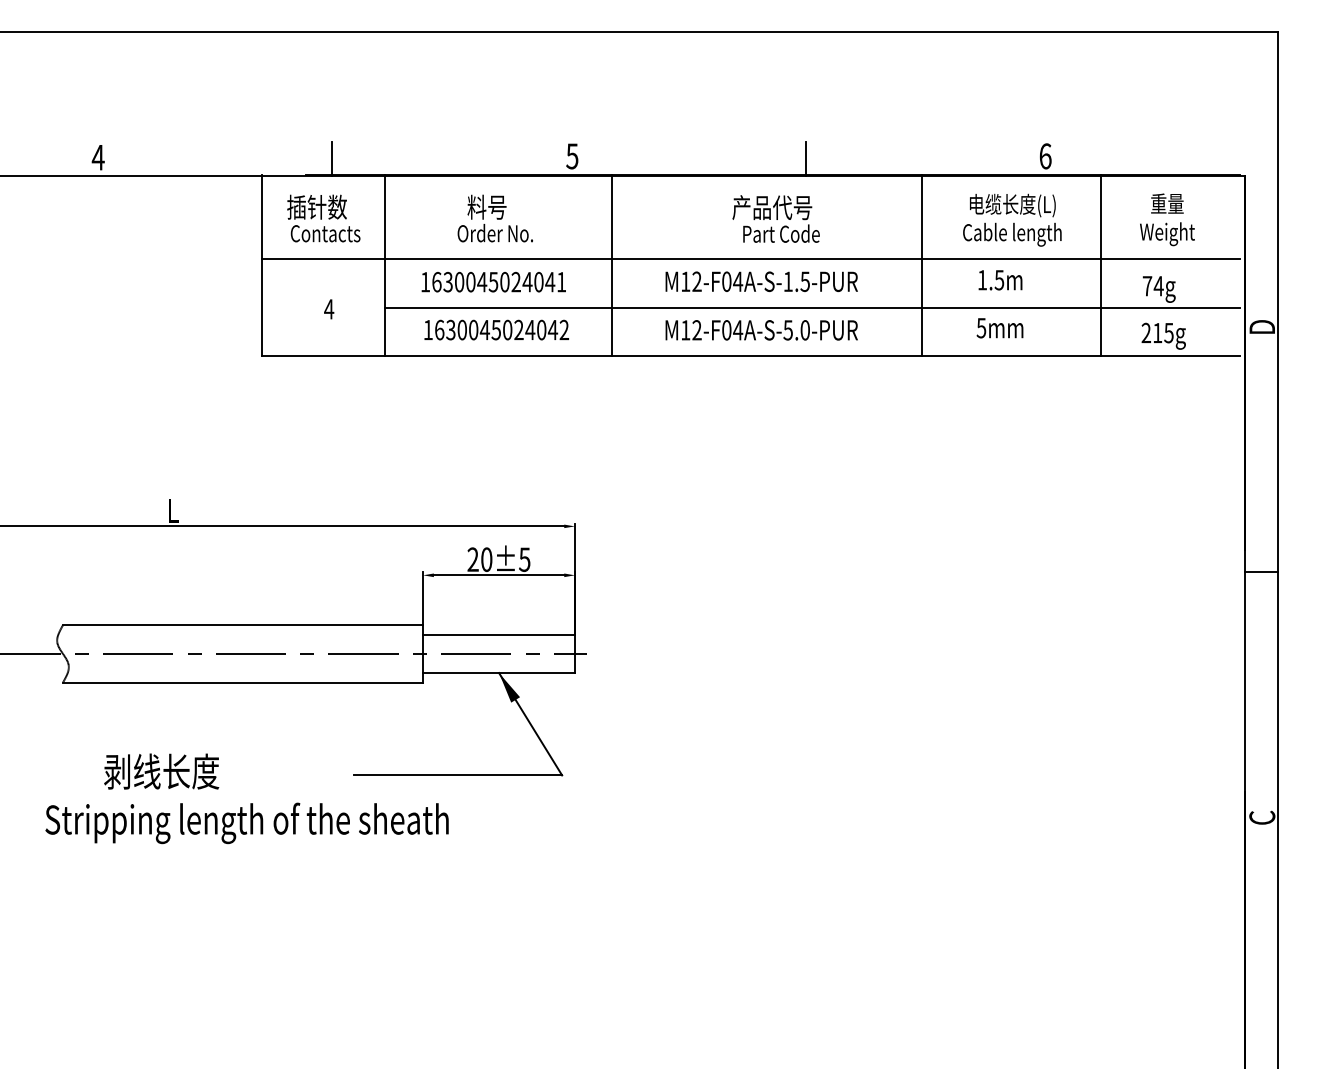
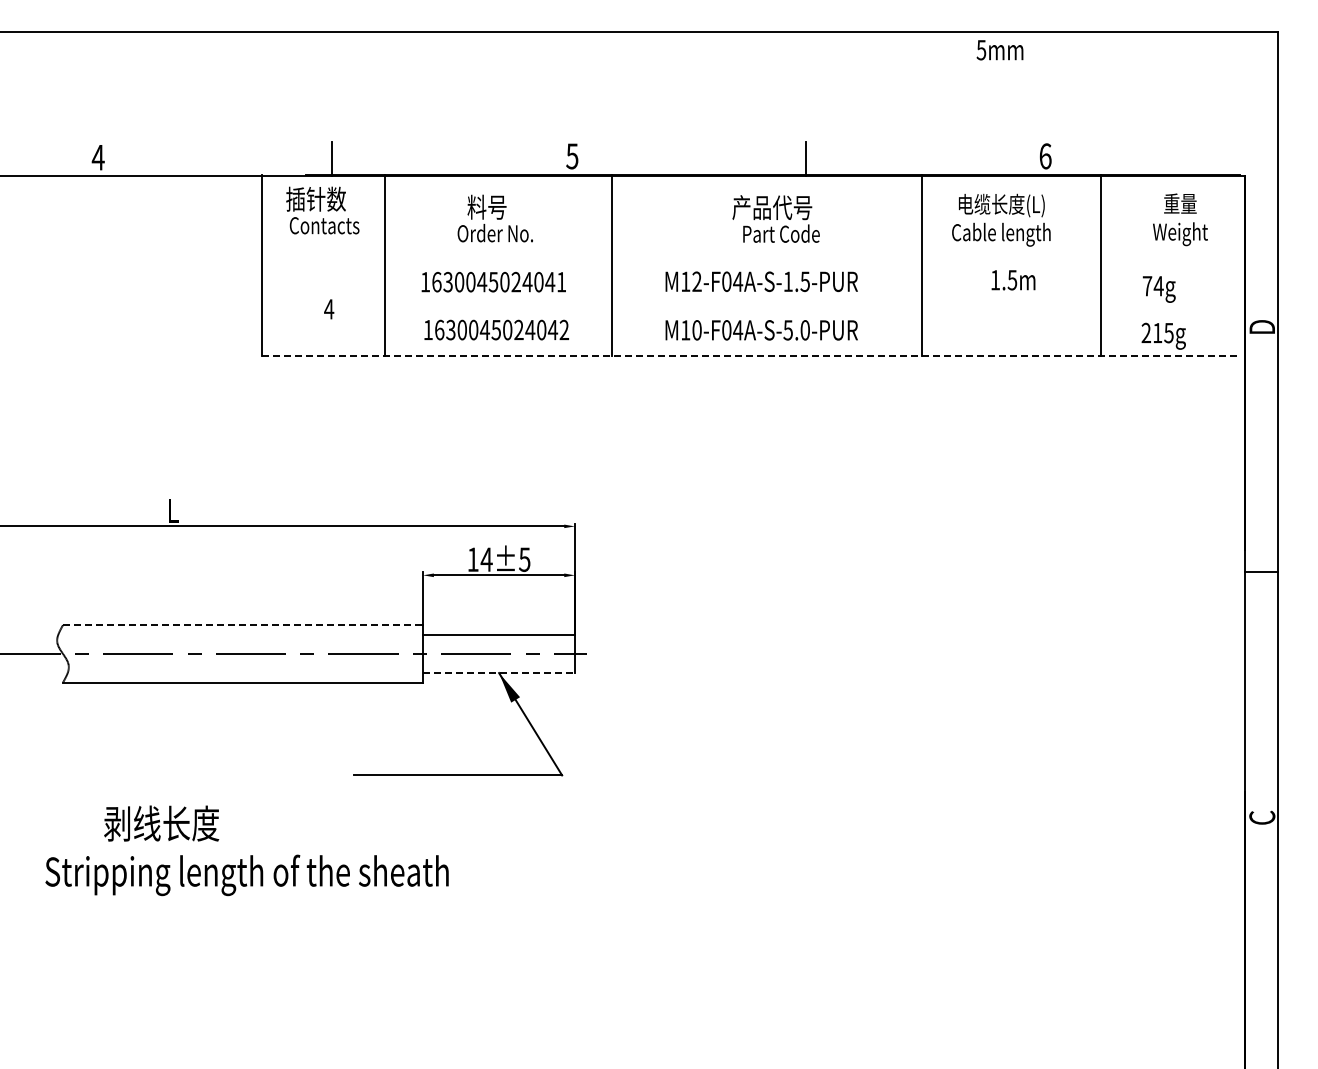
text position: (323, 218) -> (322, 210) (322, 210)
text position: (1012, 219) -> (1001, 219) (1001, 219)
text position: (1167, 219) -> (1180, 219) (1180, 219)
line: present -> none (751, 259)
text position: (1000, 280) -> (1013, 280) (1013, 280)
line: present -> none (812, 307)
text position: (999, 328) -> (999, 50) (999, 50)
text: M12-F04A-S-5.0-PUR -> M10-F04A-S-5.0-PUR (696, 330)
line: solid -> dashed (751, 356)
text: 20±5 -> 14±5 (479, 559)
line: solid -> dashed (243, 625)
line: solid -> dashed (499, 673)
text position: (246, 798) -> (246, 850) (246, 850)
